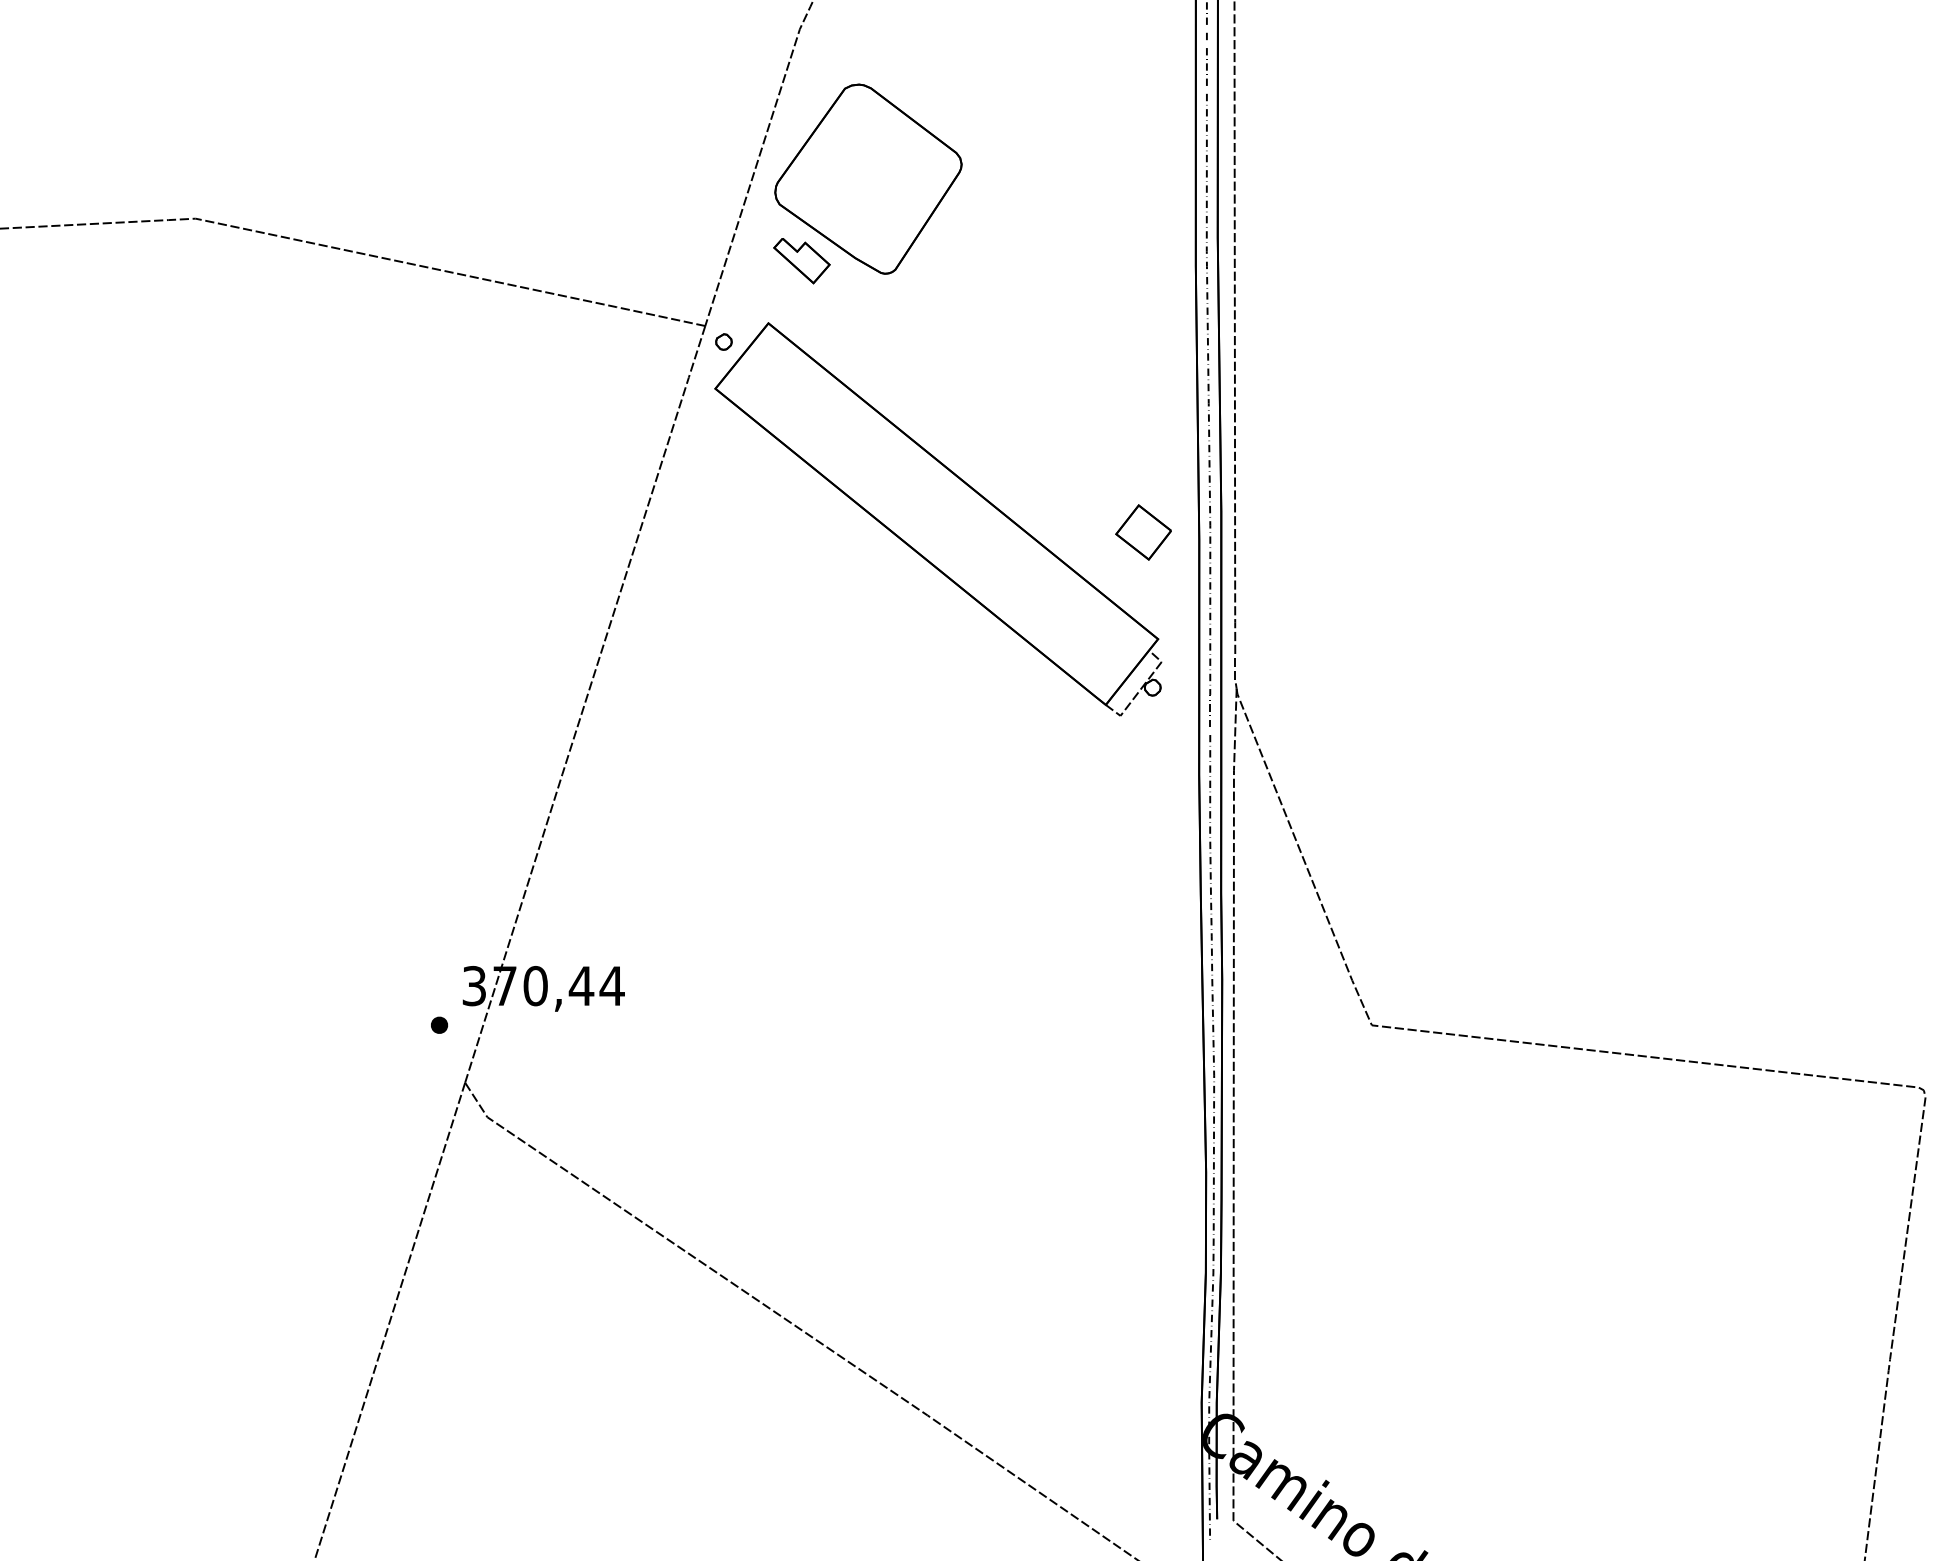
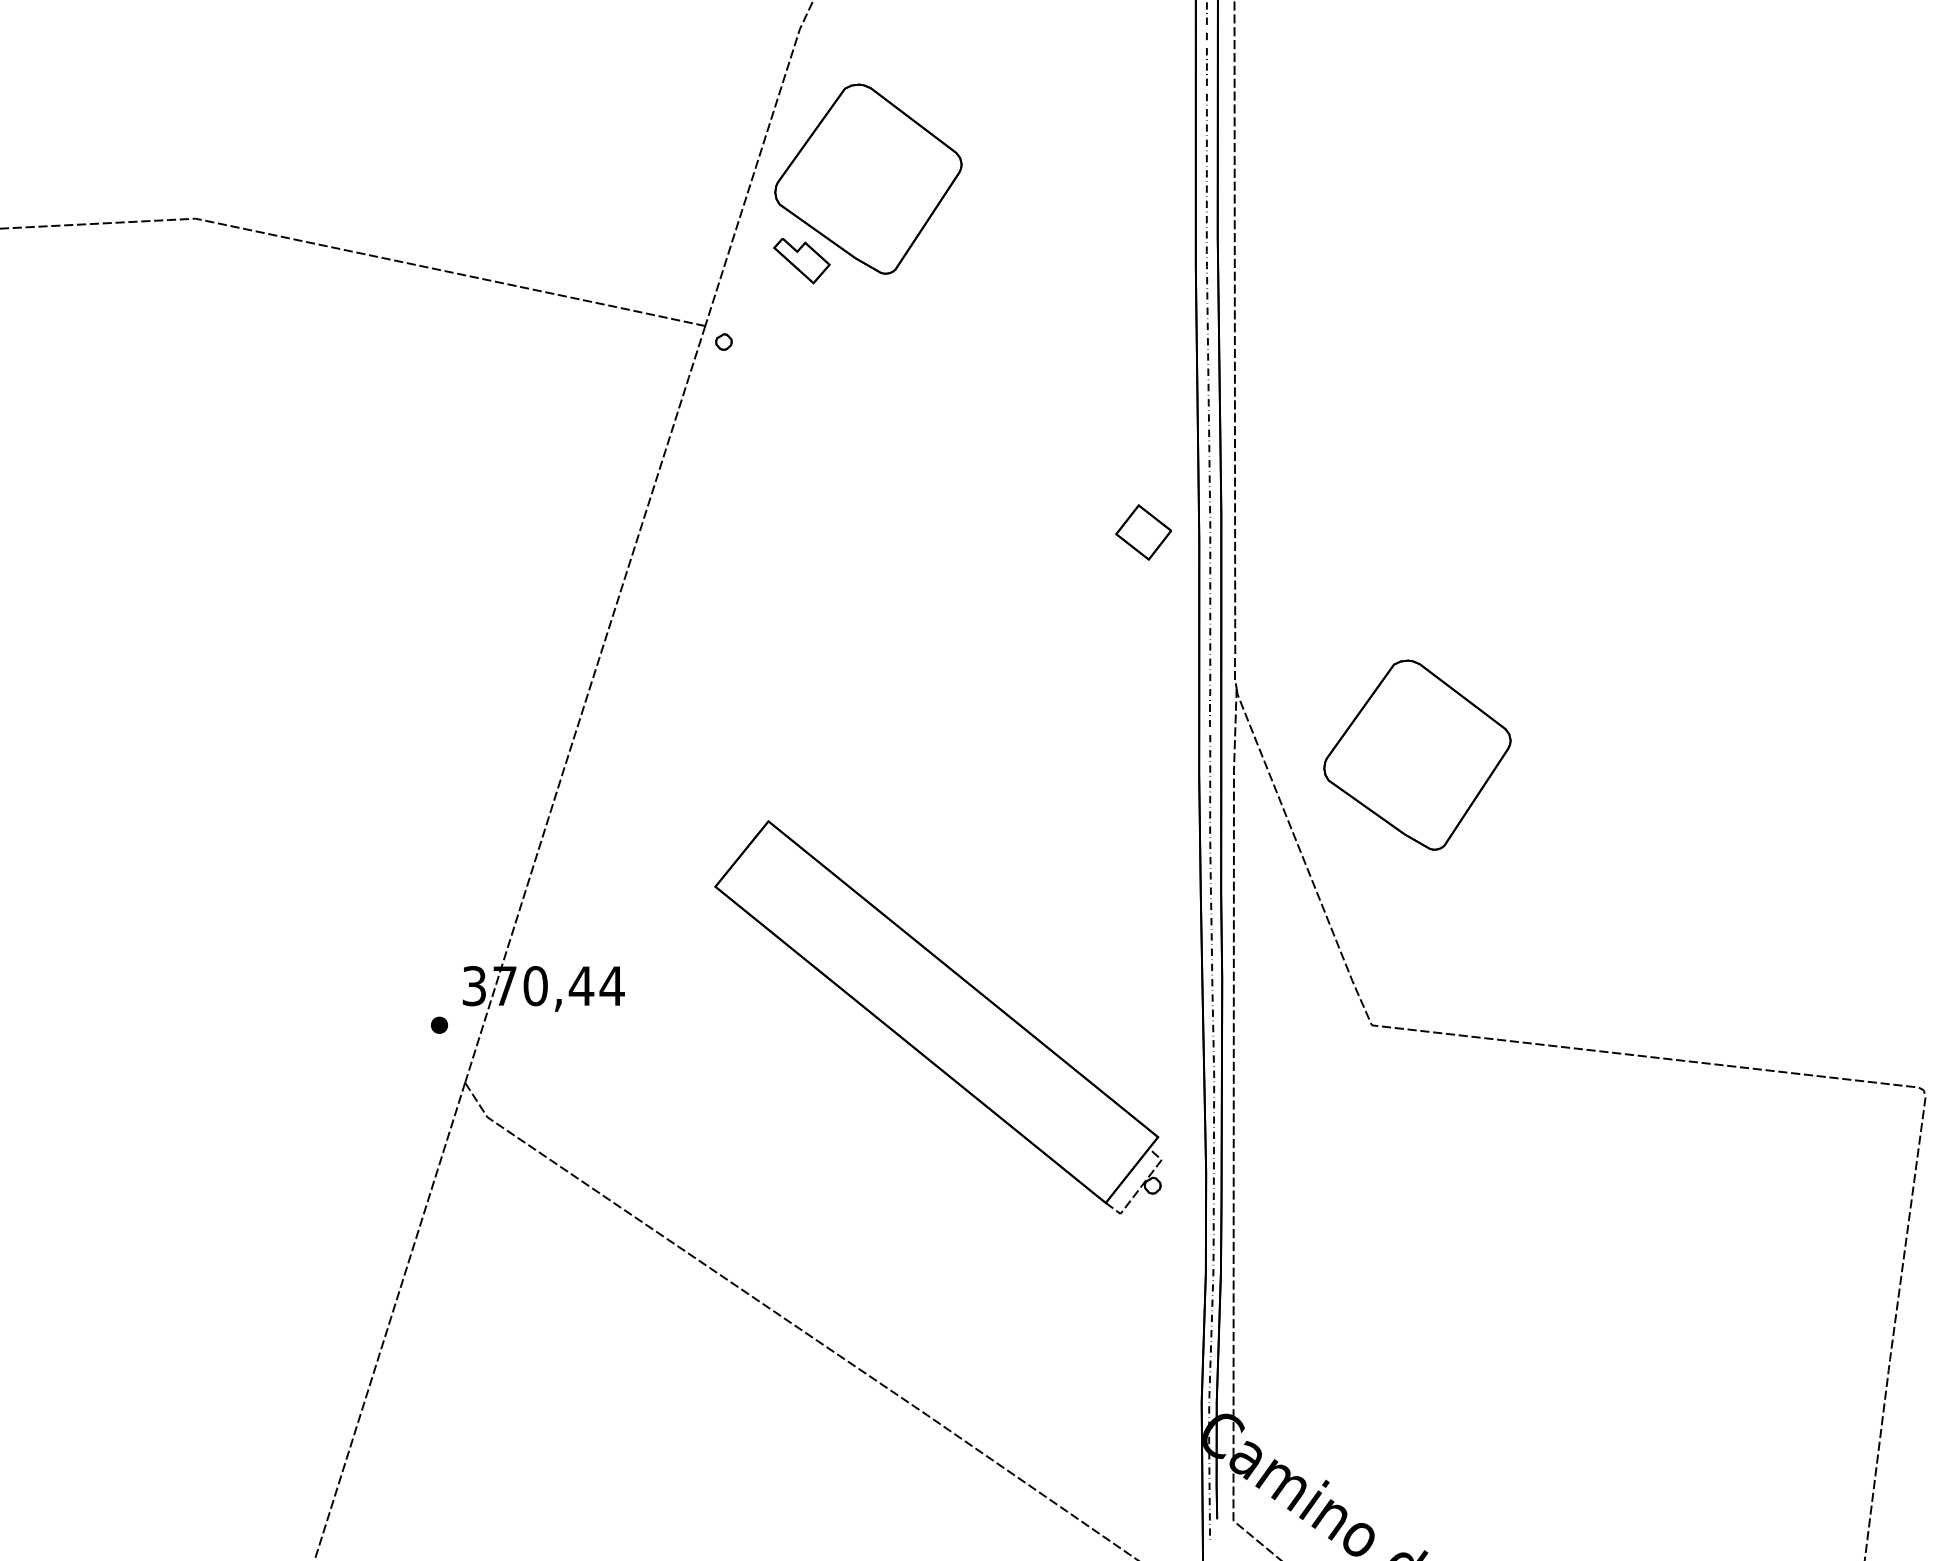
part position: (938, 519) -> (938, 1017) (938, 1017)
part: none -> present (1417, 754)
